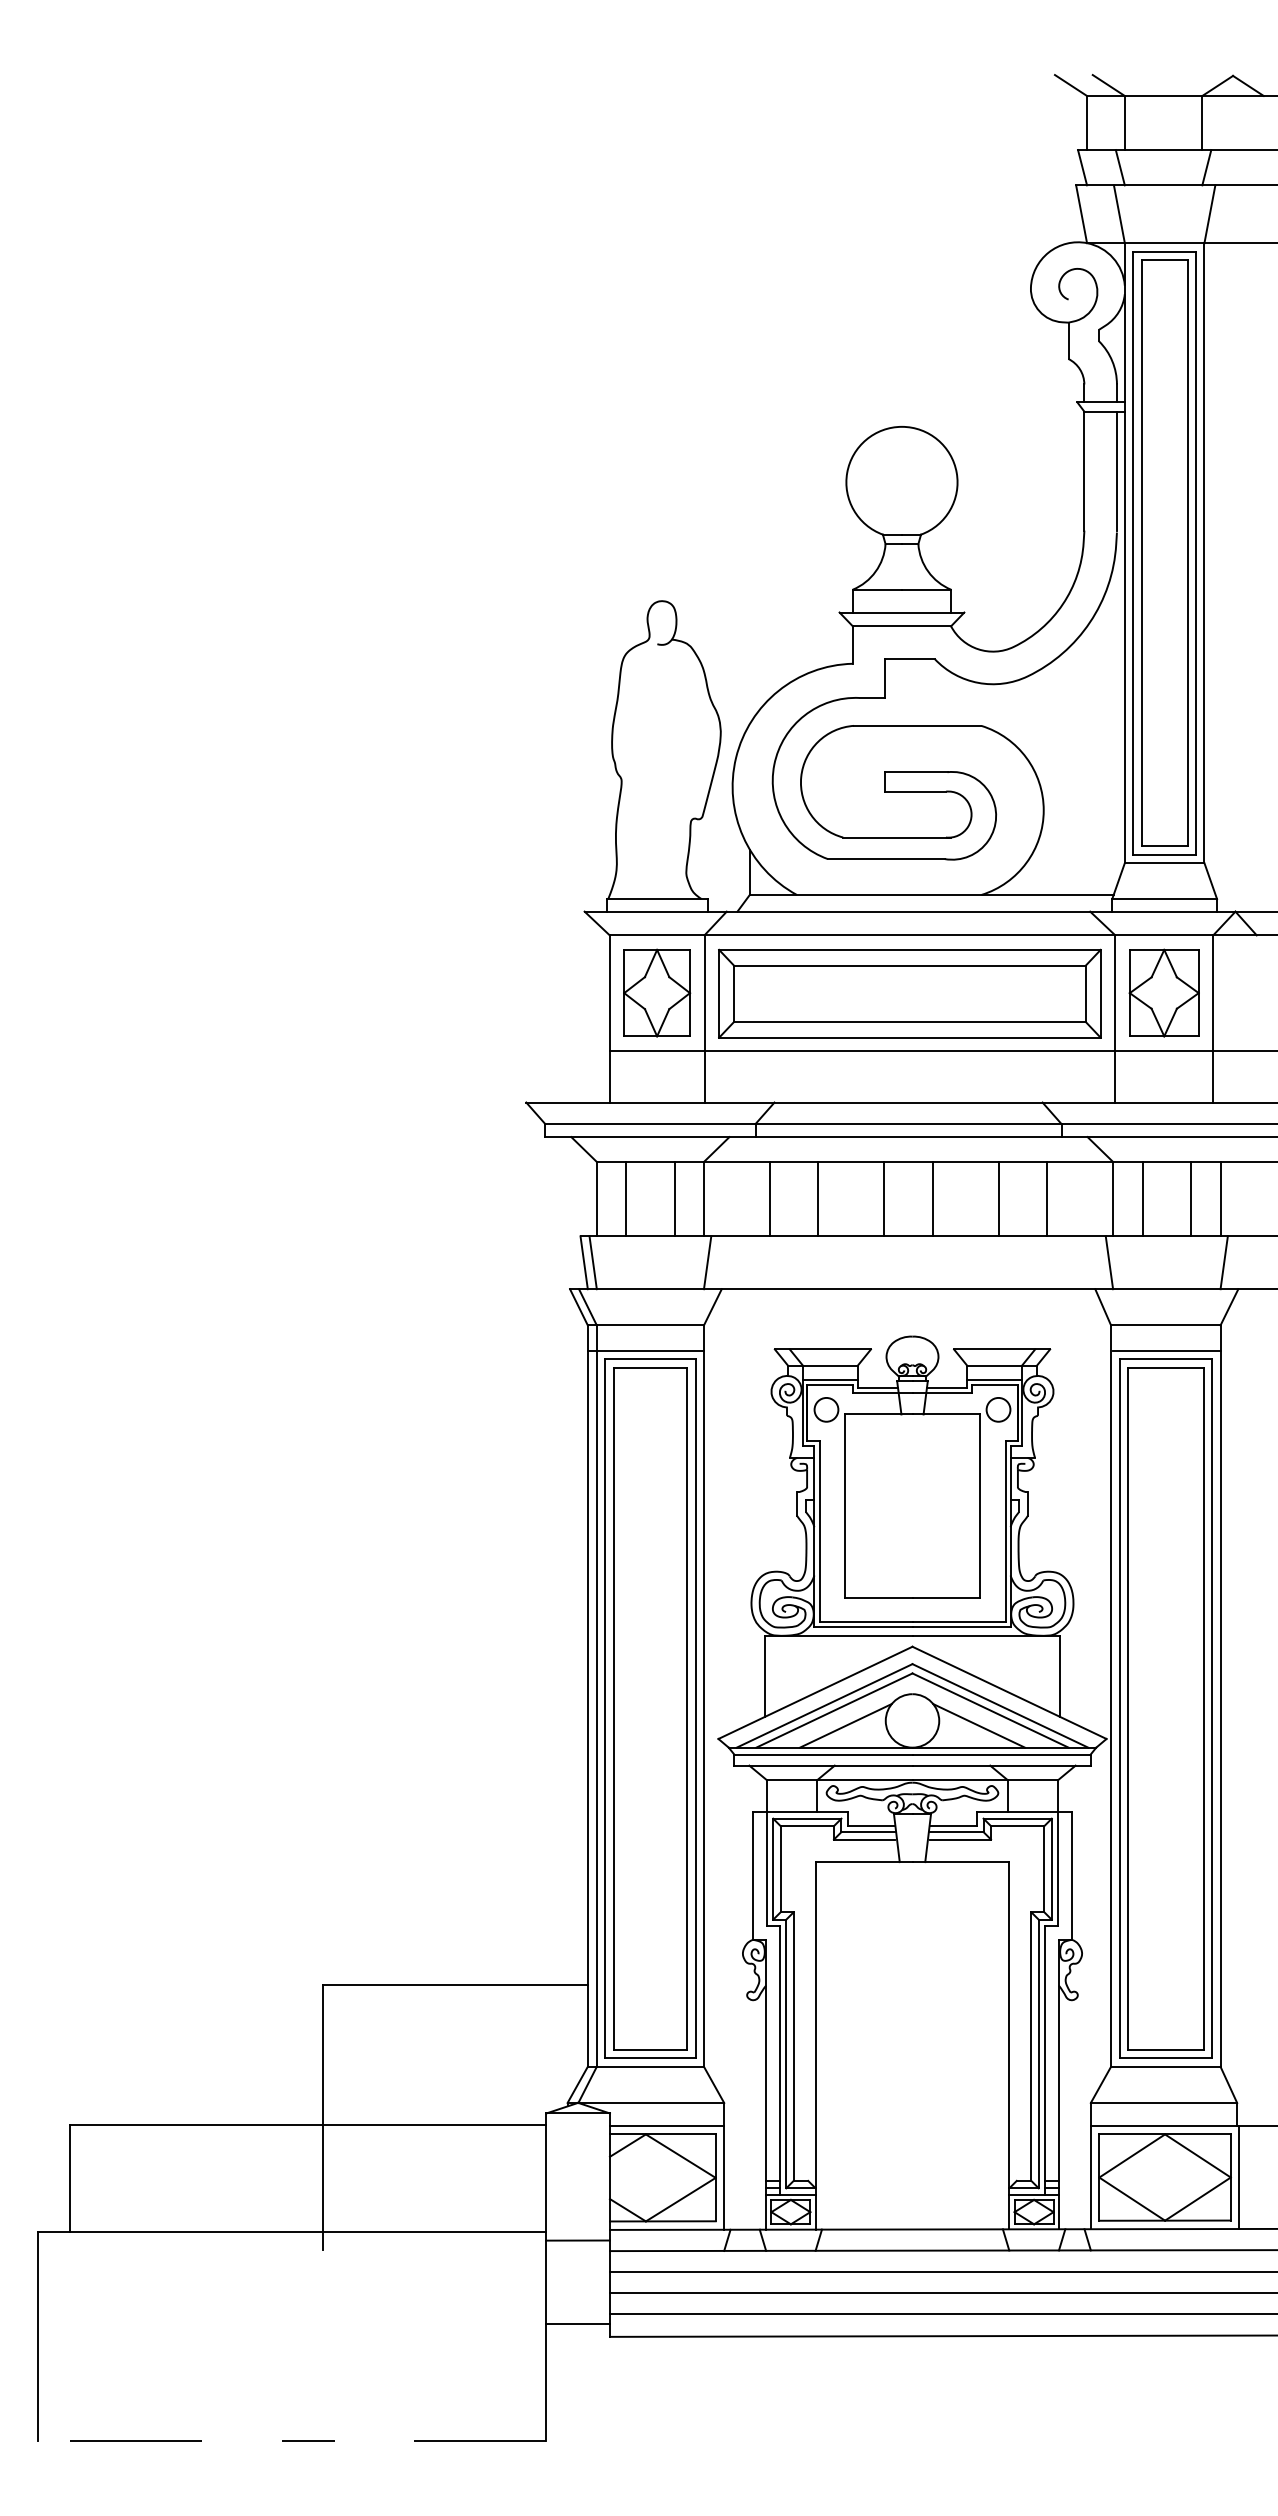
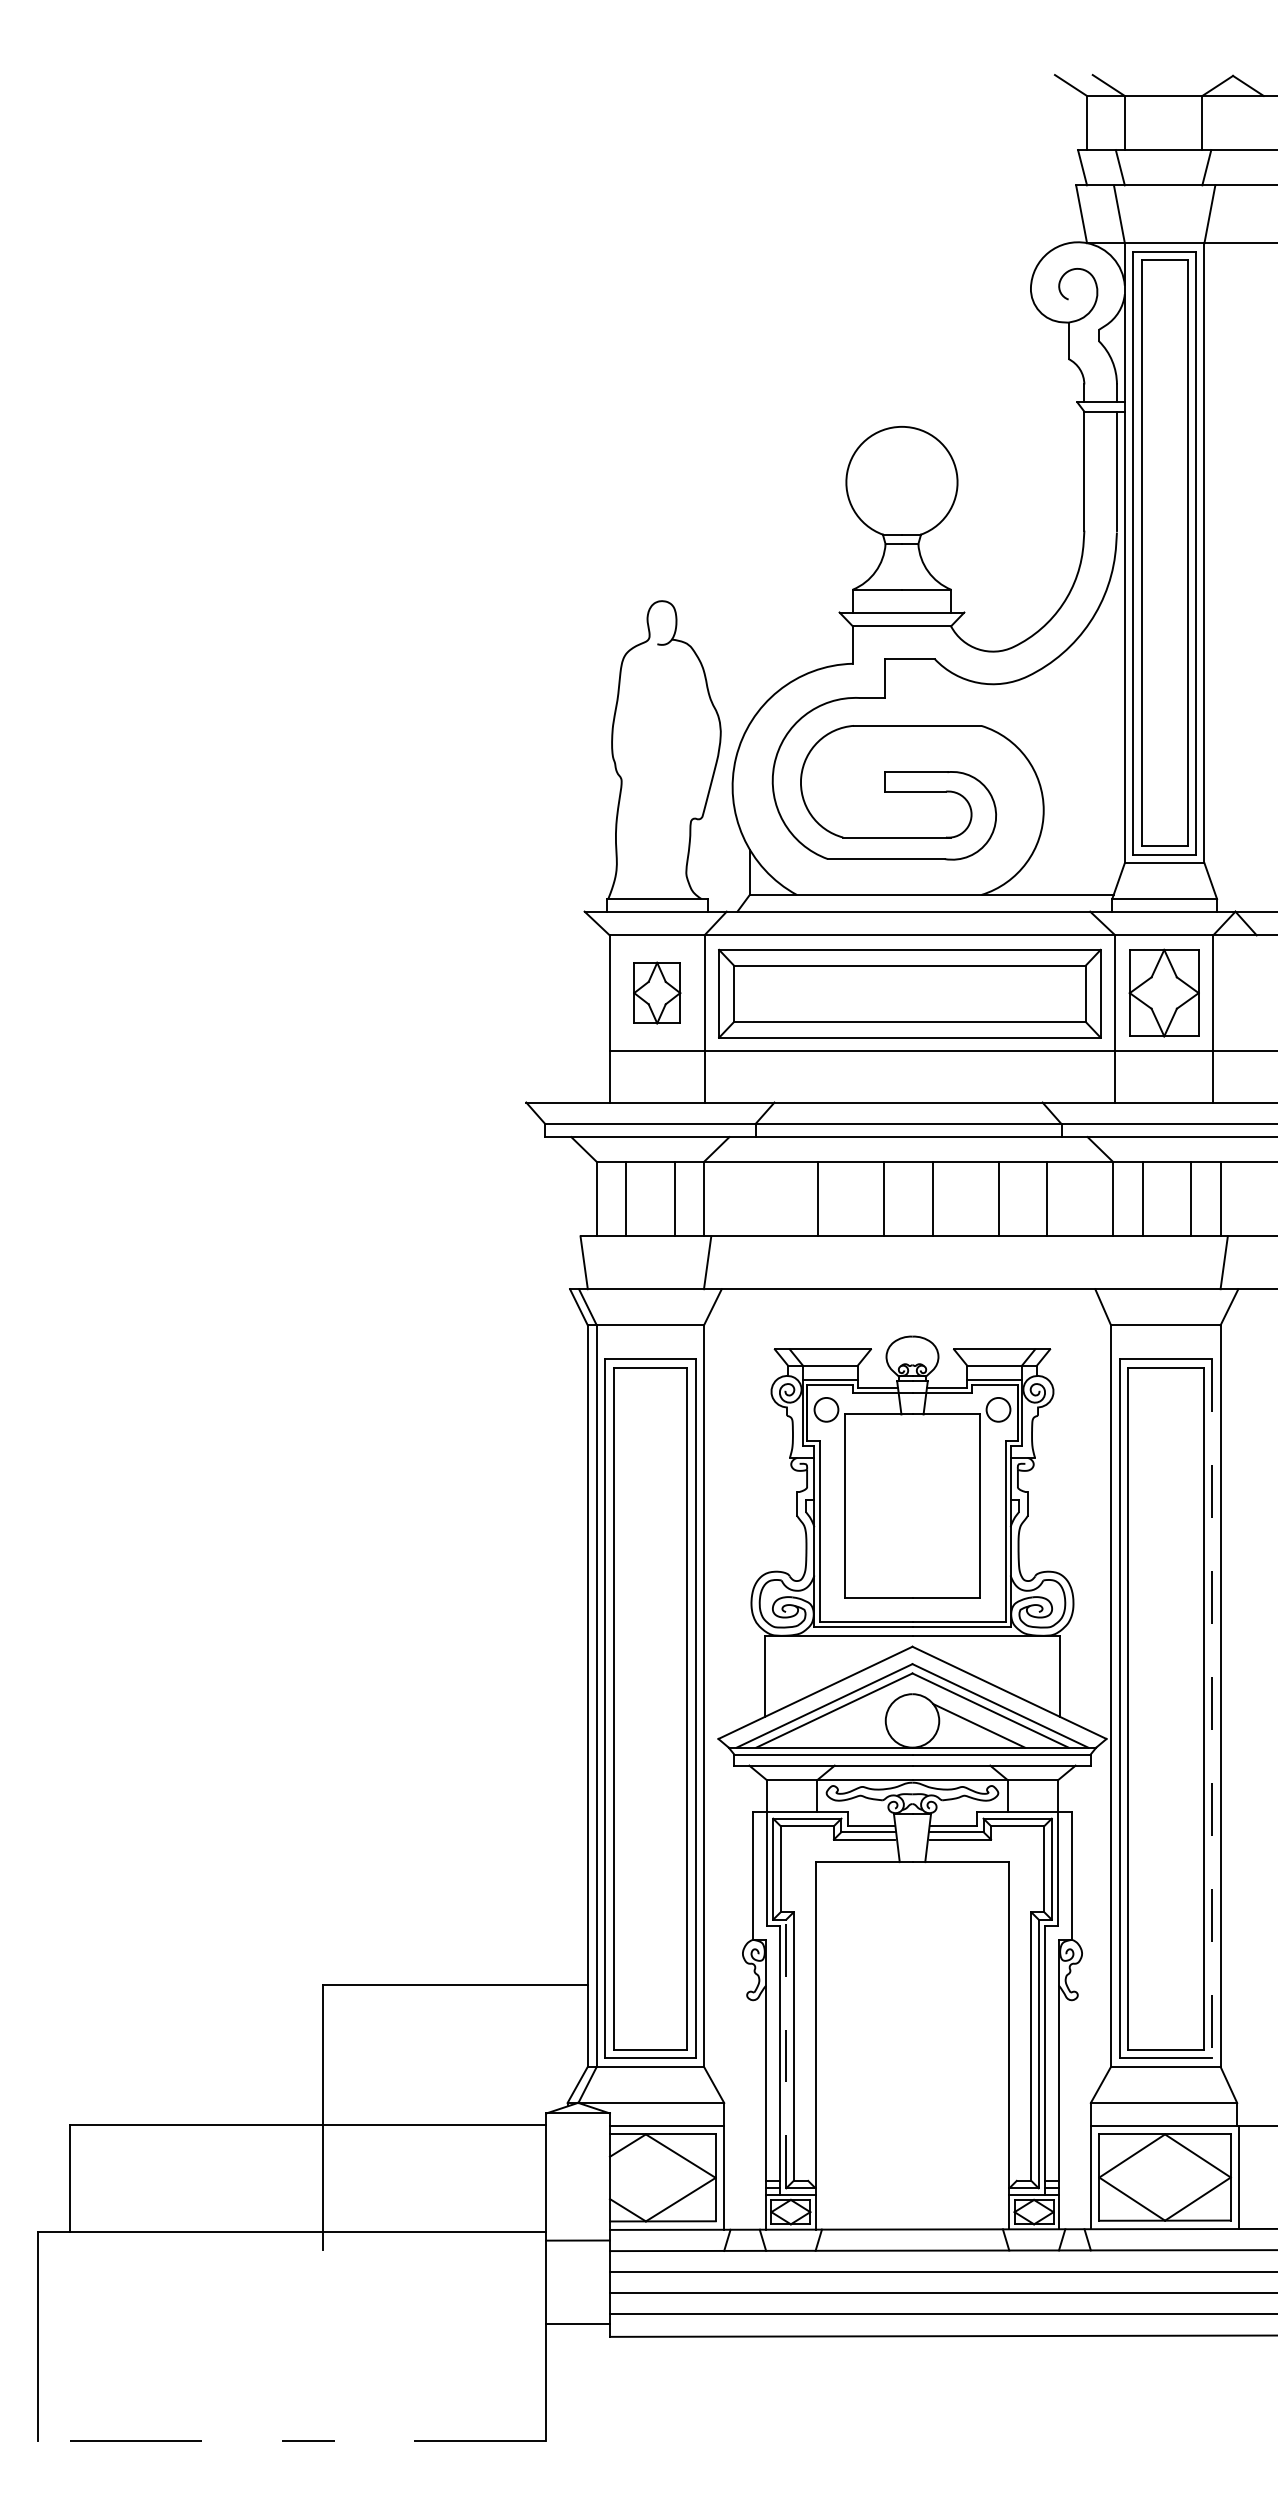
part size: 69x90 px -> 49x64 px (657, 992)
line: present -> none (769, 1198)
line: present -> none (592, 1262)
line: present -> none (1109, 1262)
line: present -> none (645, 1350)
line: present -> none (1166, 1350)
line: solid -> dashed (1212, 1709)
line: present -> none (845, 1725)
line: solid -> dashed (786, 2053)
